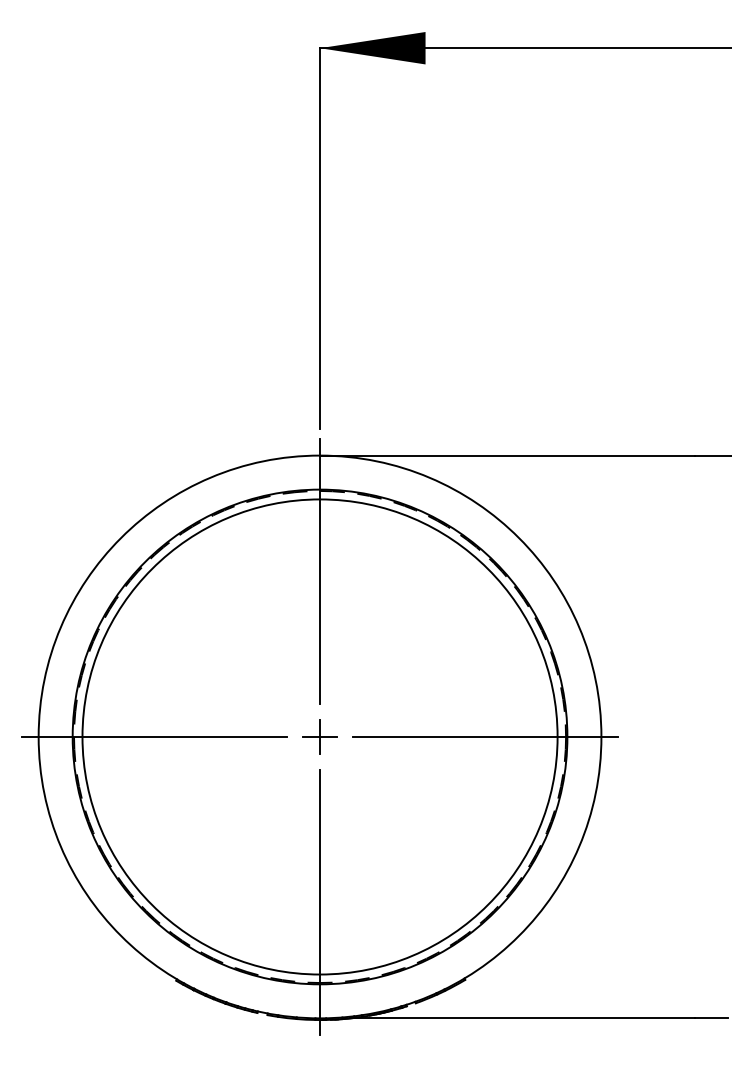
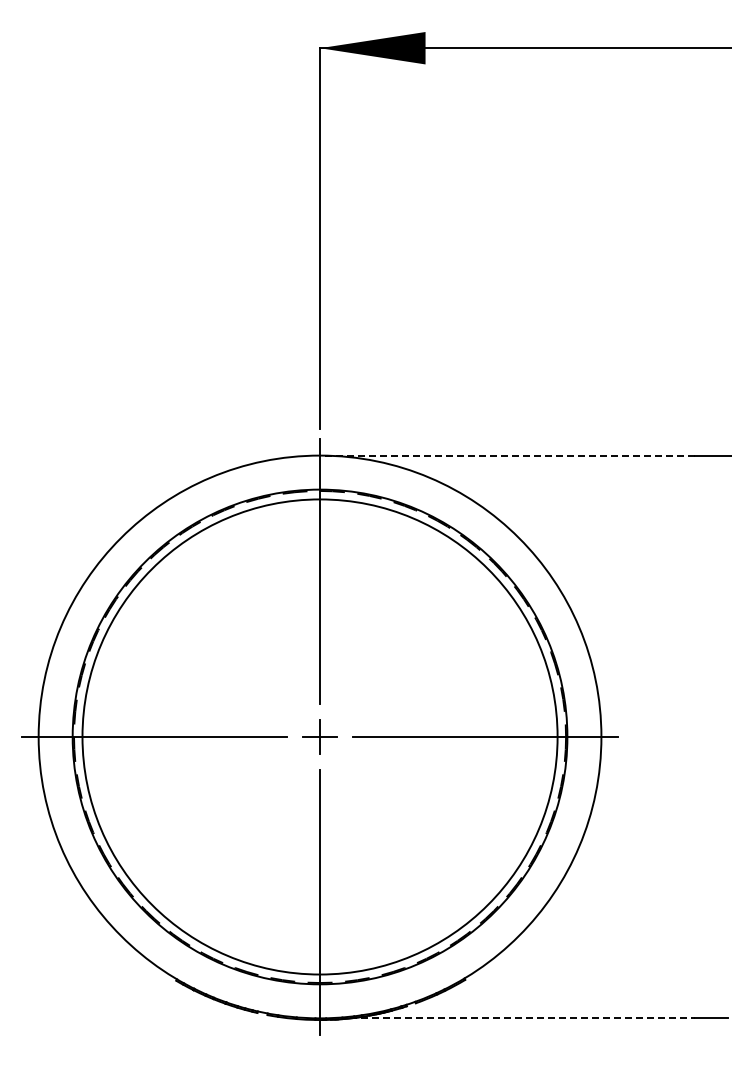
line: solid -> dashed (506, 455)
line: solid -> dashed (523, 1018)
